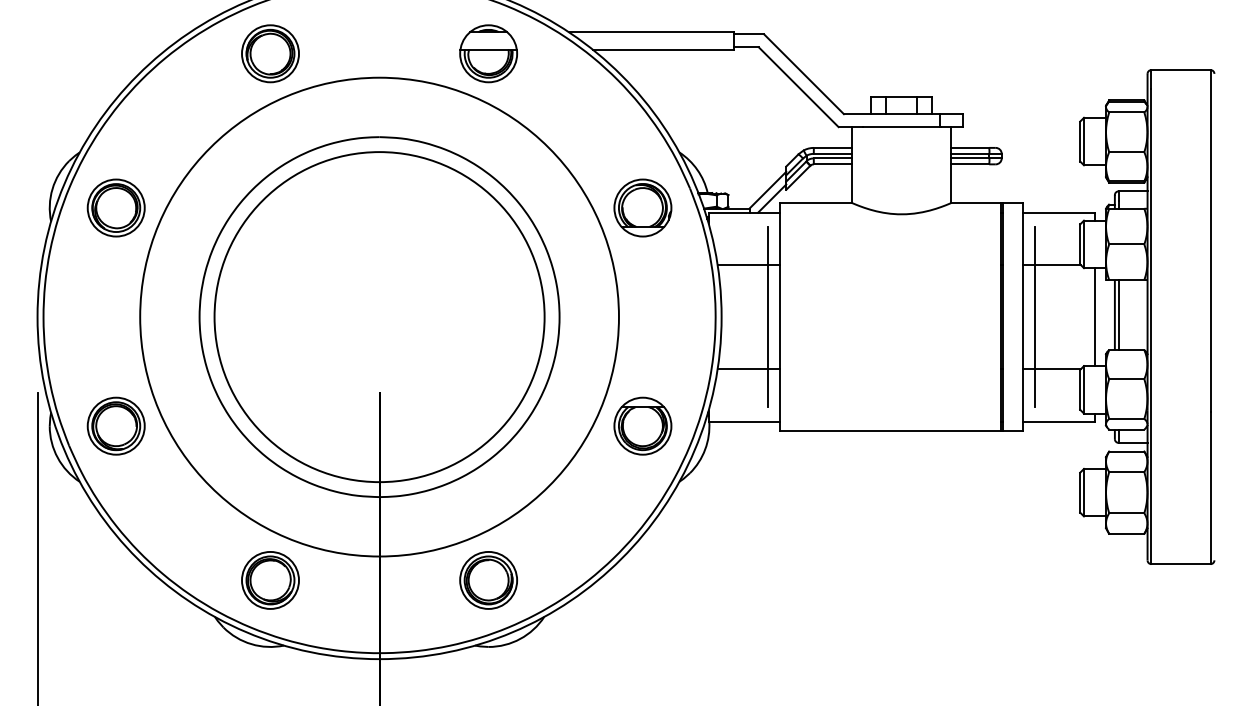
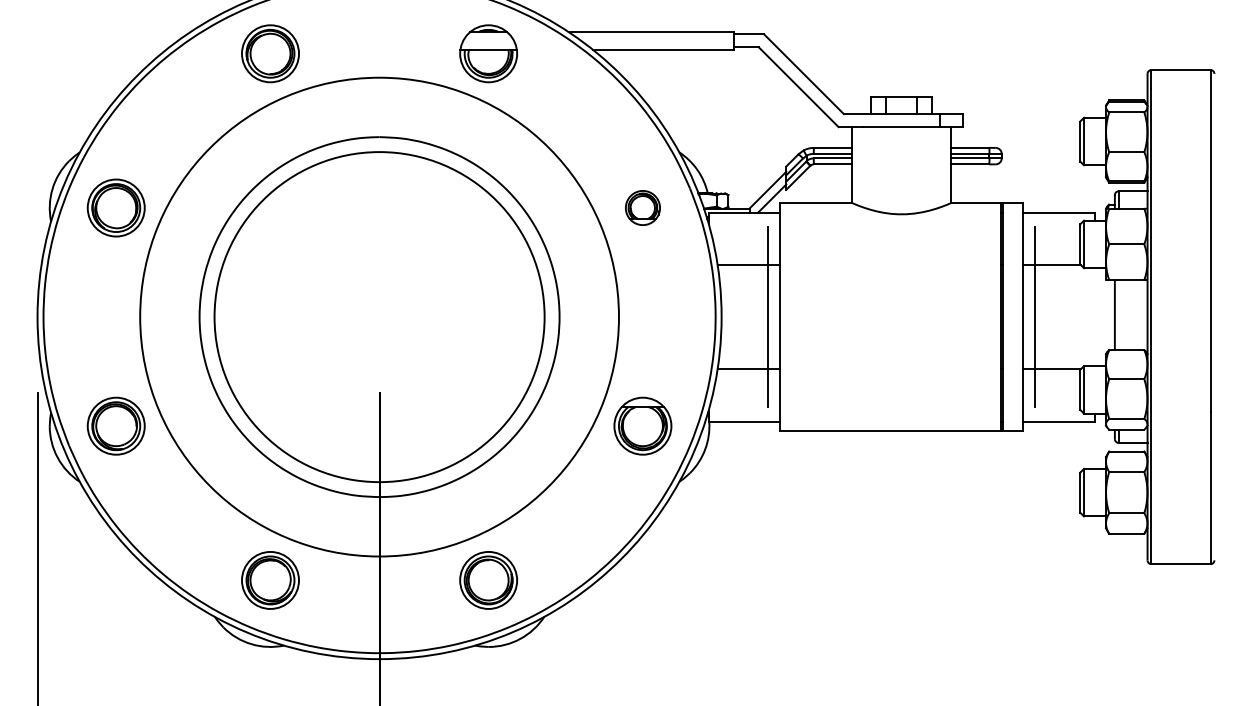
part size: 60x60 px -> 36x36 px (642, 207)
line: present -> none (1118, 315)
line: present -> none (1094, 317)
